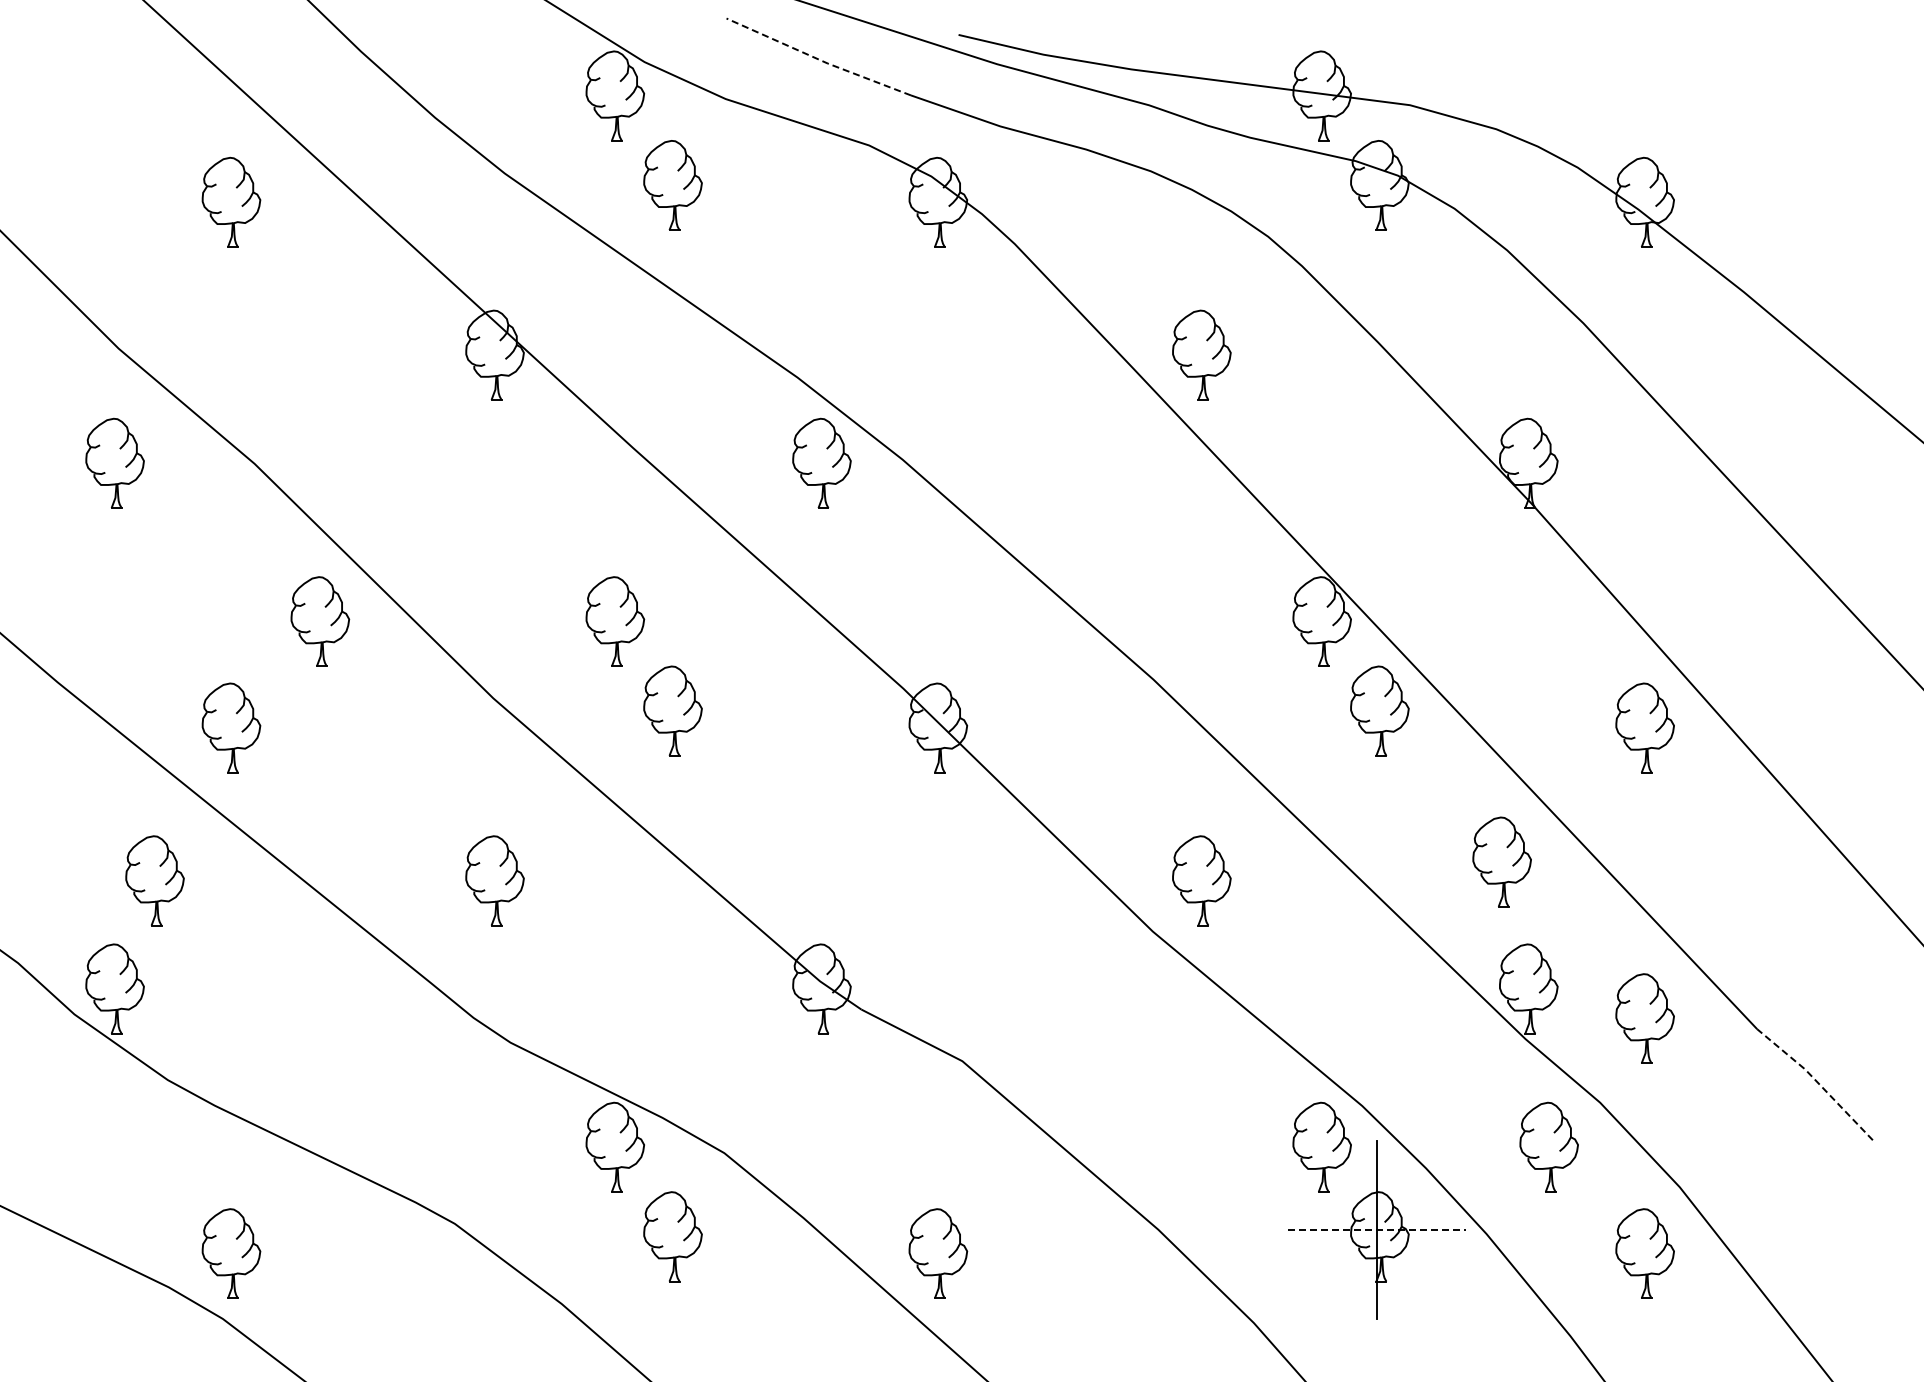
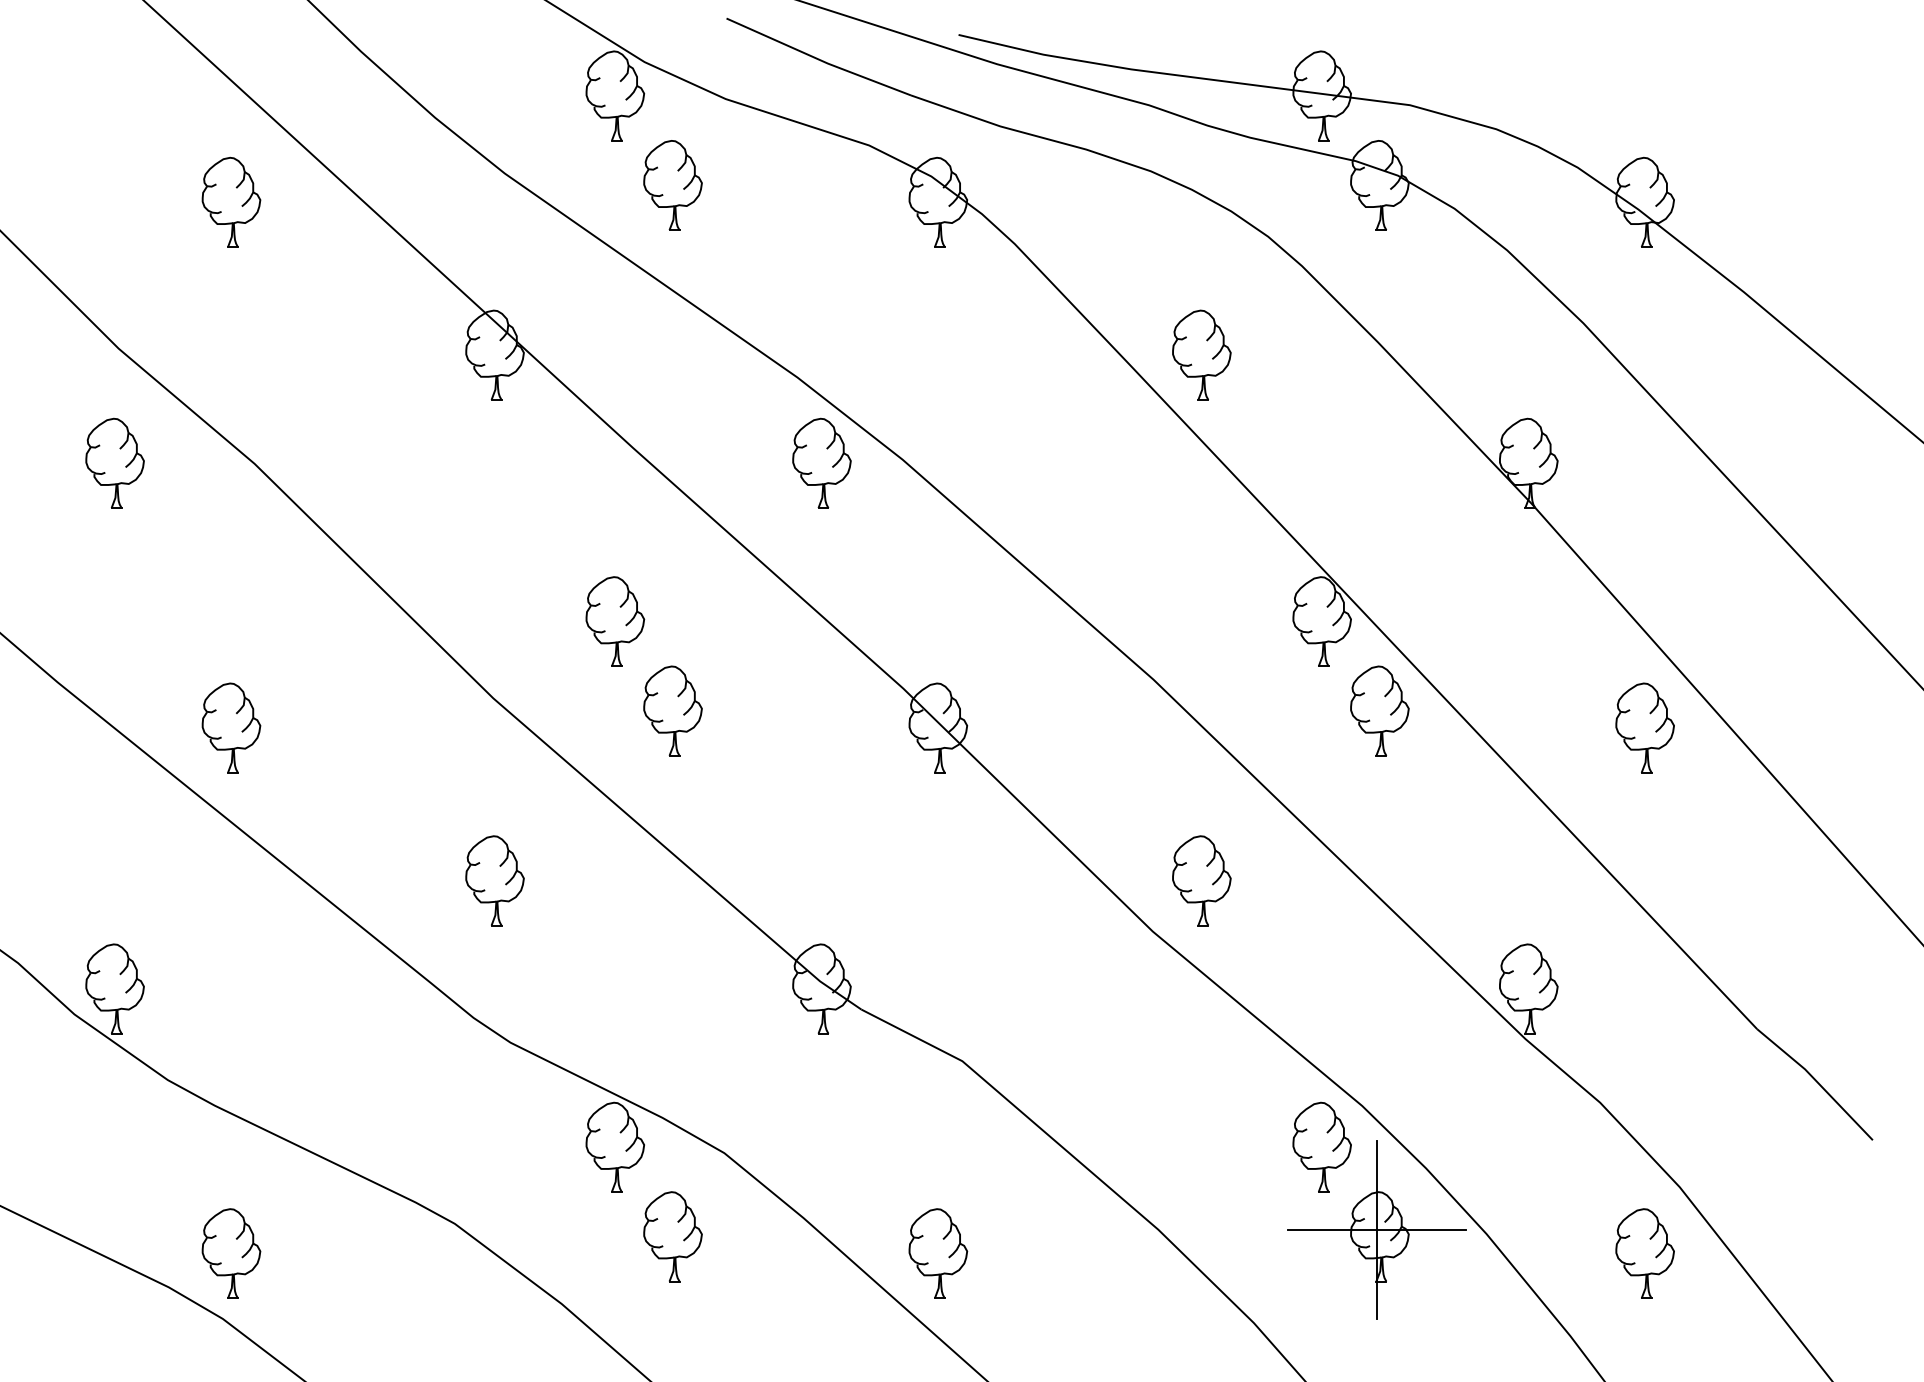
line: dashed -> solid (817, 59)
part: present -> none (320, 621)
part: present -> none (1501, 861)
part: present -> none (154, 880)
part: present -> none (1644, 1018)
line: dashed -> solid (1816, 1081)
part: present -> none (1548, 1146)
line: dashed -> solid (1377, 1229)
